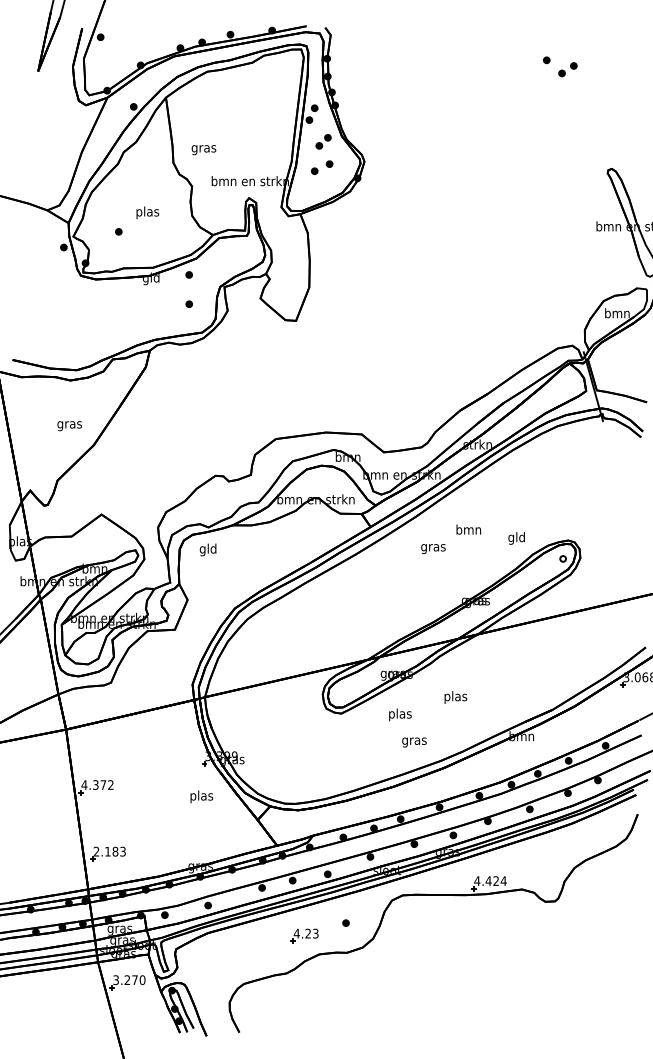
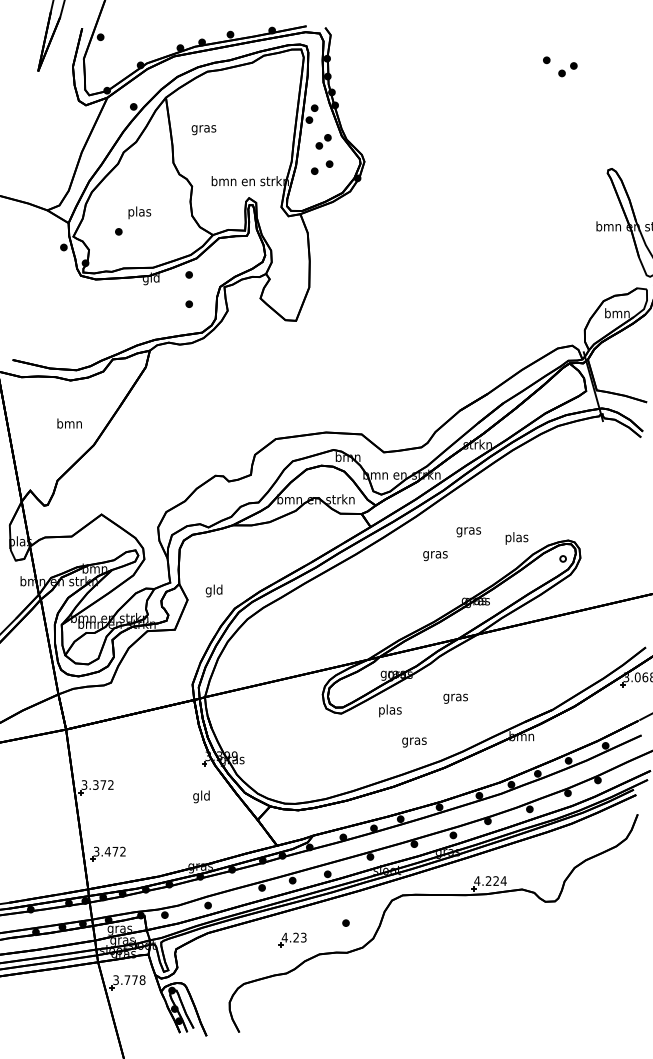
text position: (203, 150) -> (203, 130) (203, 130)
text position: (147, 212) -> (139, 212) (139, 212)
text: gras -> bmn (69, 424)
text: bmn -> gras (468, 530)
text: gld -> plas (516, 538)
text position: (207, 549) -> (213, 590) (213, 590)
text position: (433, 549) -> (435, 556) (435, 556)
text: plas -> gras (455, 697)
text position: (400, 714) -> (390, 710) (390, 710)
text: 4.372 -> 3.372 (84, 784)
text: plas -> gld (201, 796)
text: 2.183 -> 3.472 (109, 851)
text: 4.424 -> 4.224 (488, 880)
part position: (304, 935) -> (292, 939) (292, 939)
text: 3.270 -> 3.778 (134, 979)
